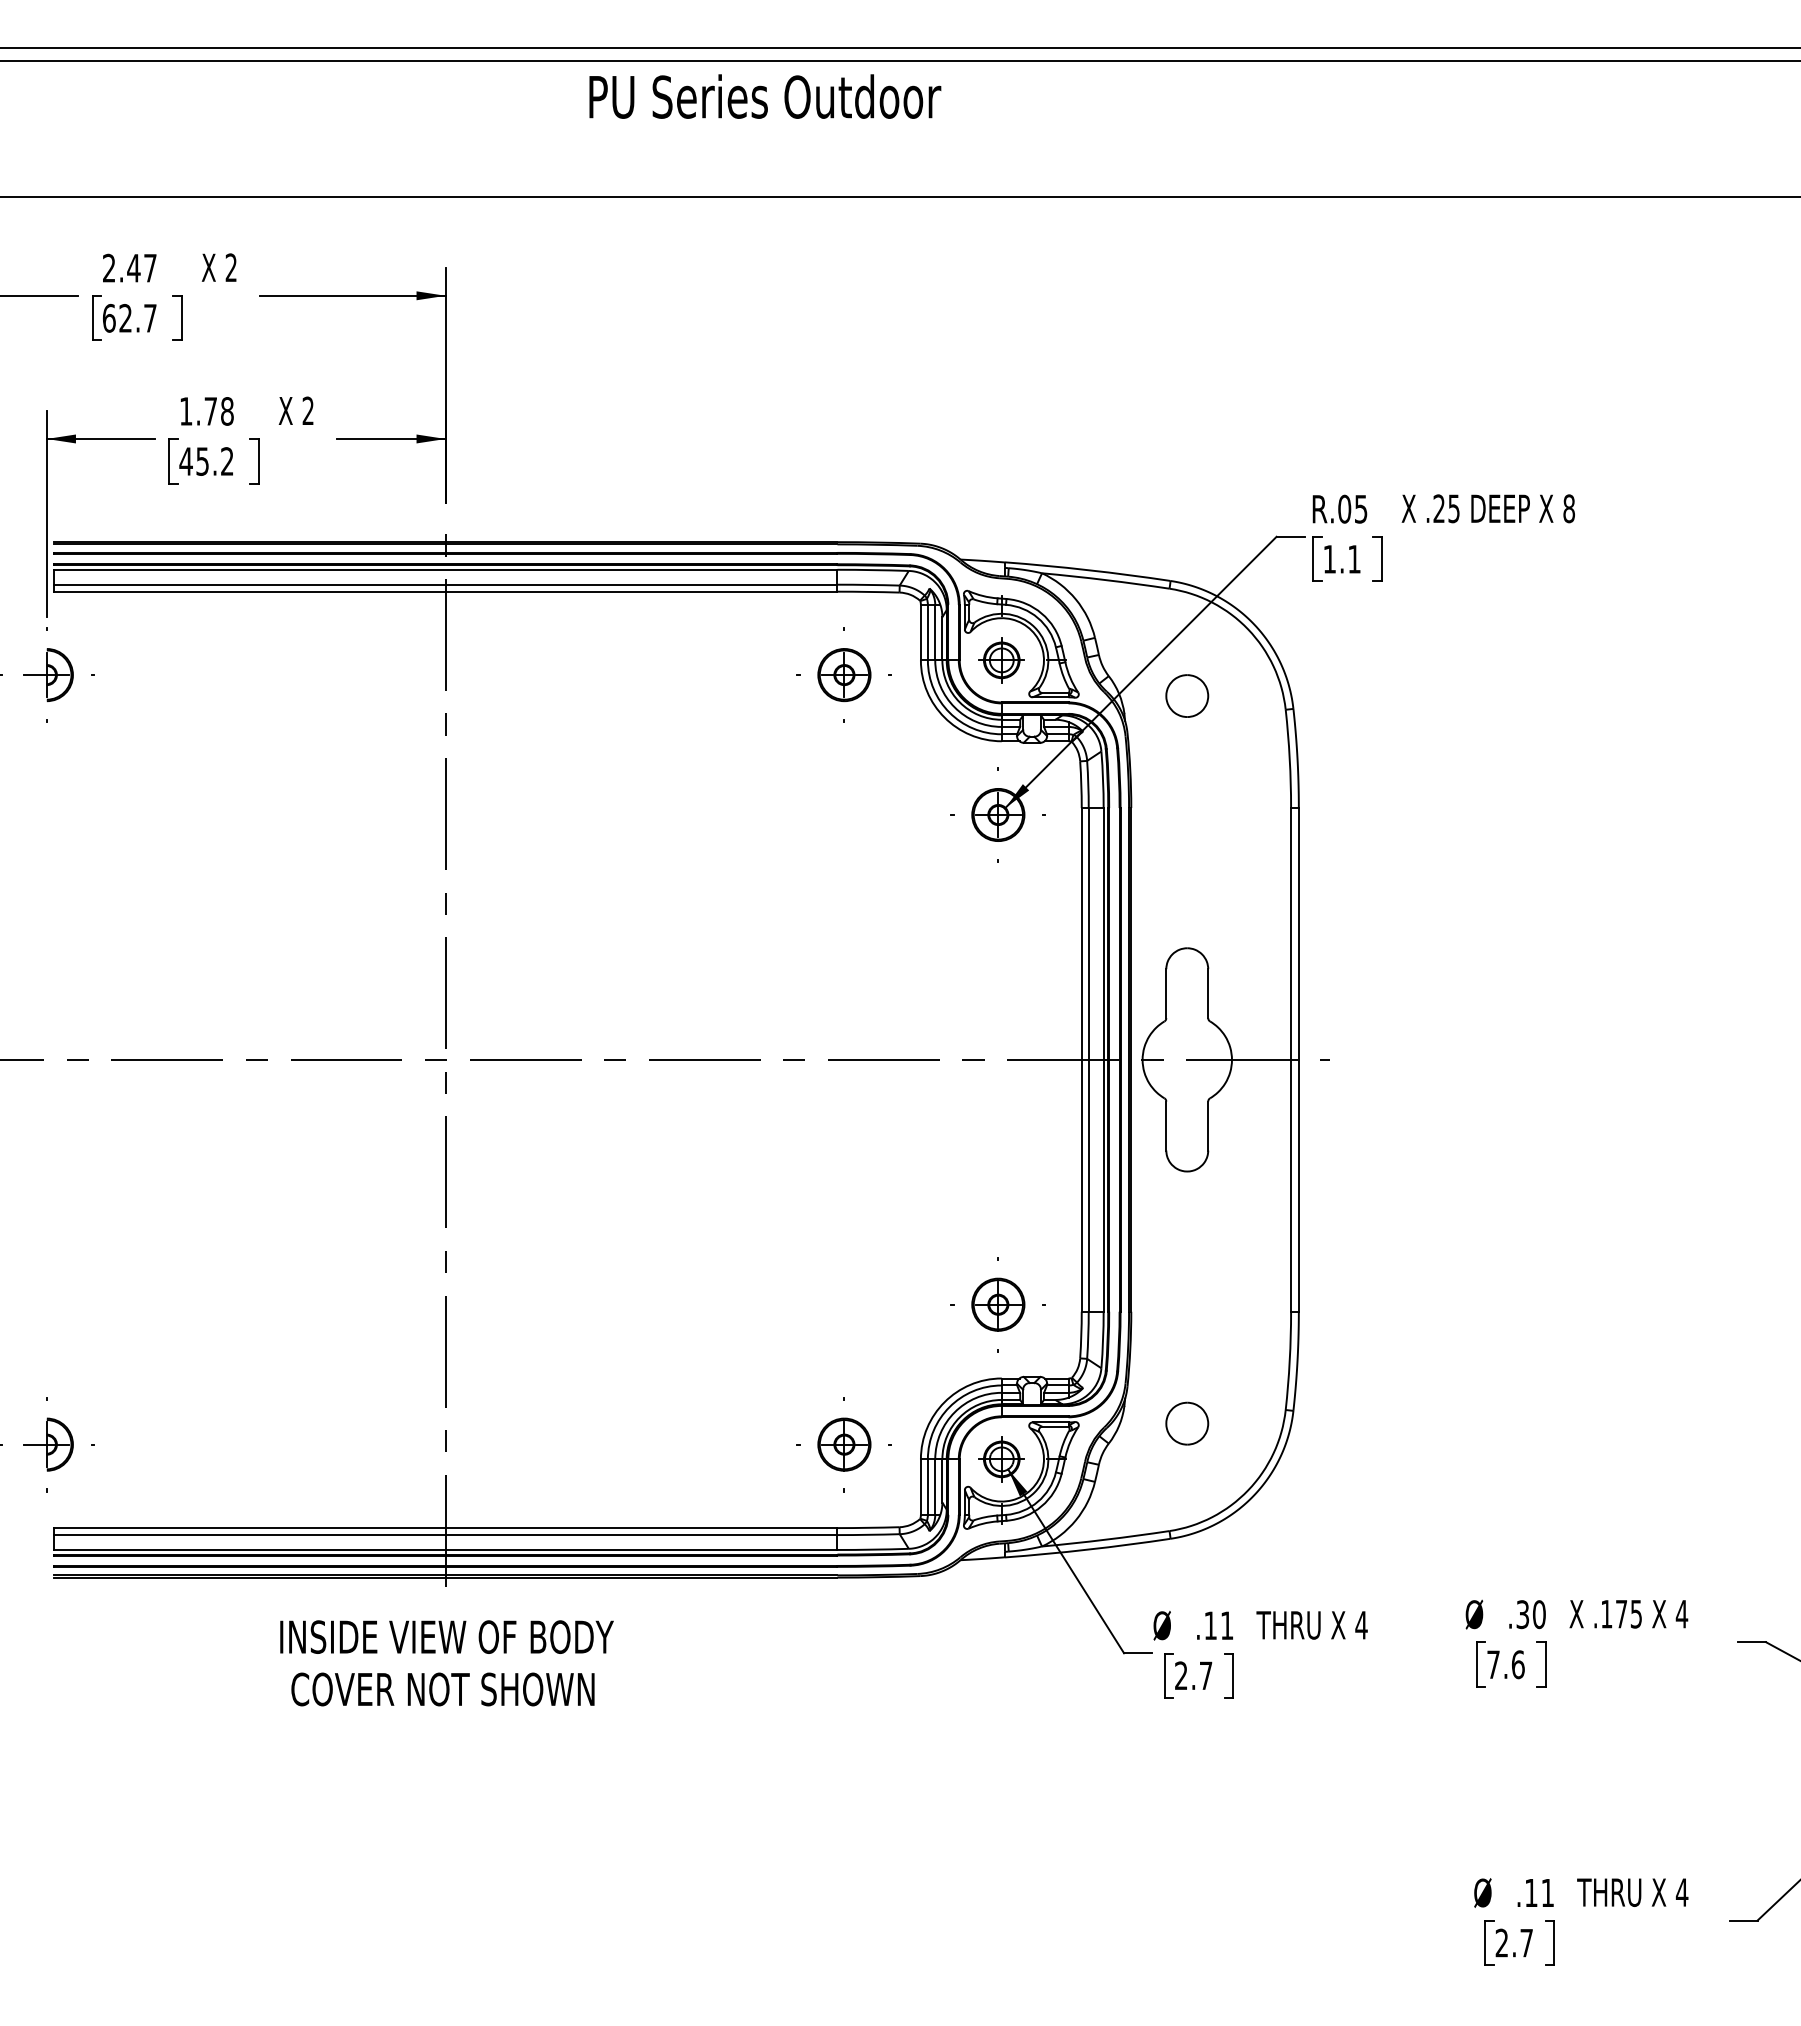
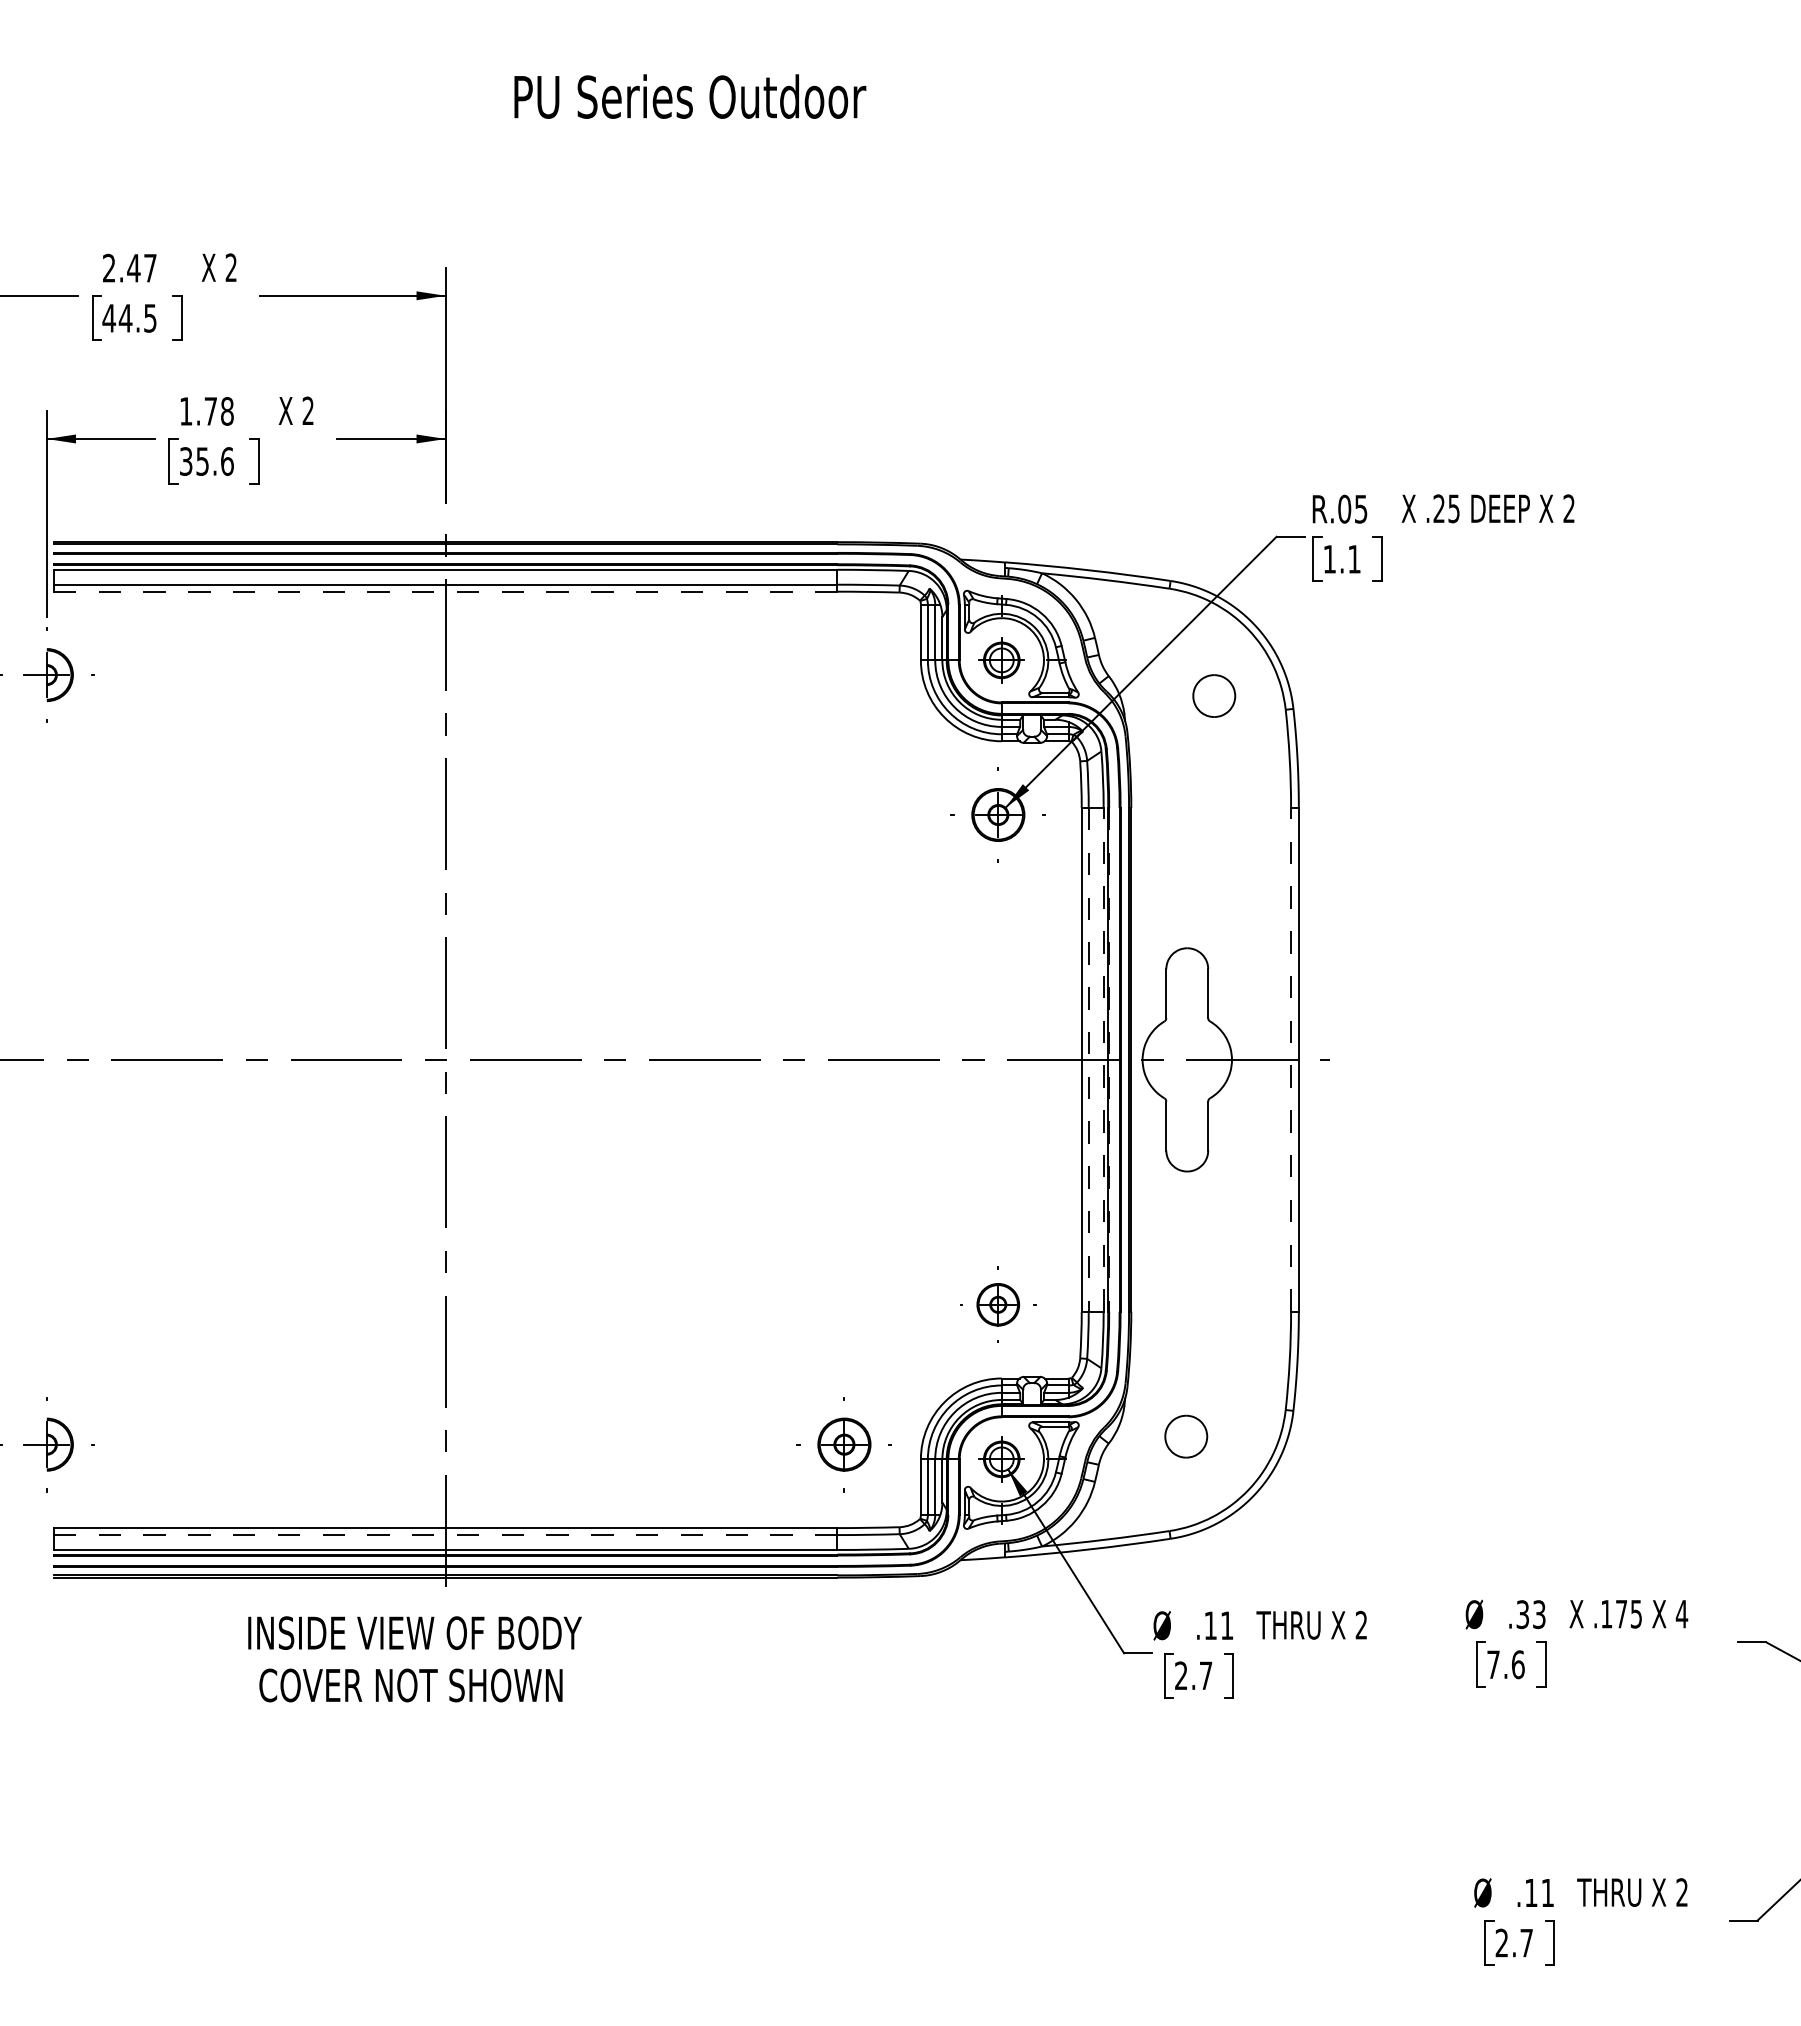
line: present -> none (899, 48)
line: present -> none (899, 60)
text position: (765, 96) -> (690, 96) (690, 96)
line: present -> none (899, 196)
text: 62.7 -> 44.5 (129, 317)
text: 45.2 -> 35.6 (206, 461)
text: 8 -> 2 (1568, 508)
line: solid -> dashed (445, 591)
part: present -> none (843, 674)
part position: (1187, 695) -> (1214, 695) (1214, 695)
line: solid -> dashed (1088, 1059)
line: solid -> dashed (1103, 1059)
line: solid -> dashed (1109, 1059)
line: solid -> dashed (1291, 1059)
part size: 96x96 px -> 77x77 px (998, 1304)
part position: (1187, 1423) -> (1186, 1436) (1186, 1436)
line: solid -> dashed (445, 1535)
text: .30 -> .33 (1539, 1614)
text: 4 -> 2 (1361, 1624)
text position: (446, 1663) -> (414, 1659) (414, 1659)
text: 4 -> 2 (1681, 1892)
